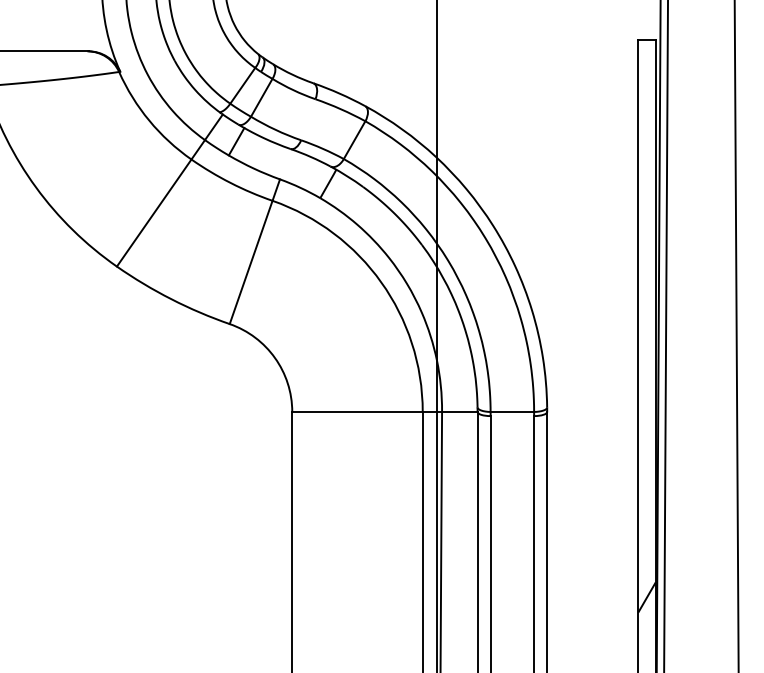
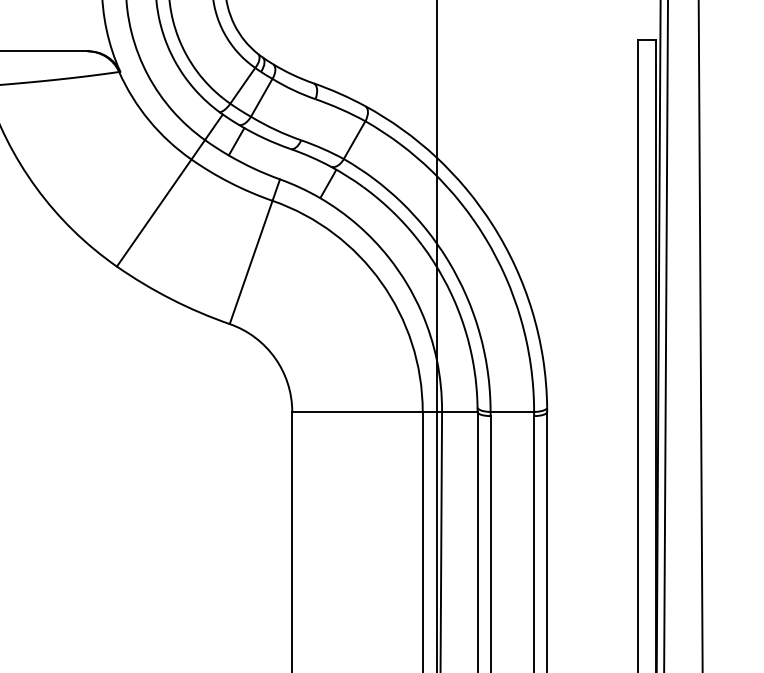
line position: (736, 335) -> (700, 335) (700, 335)
hatch: present -> none (646, 597)
